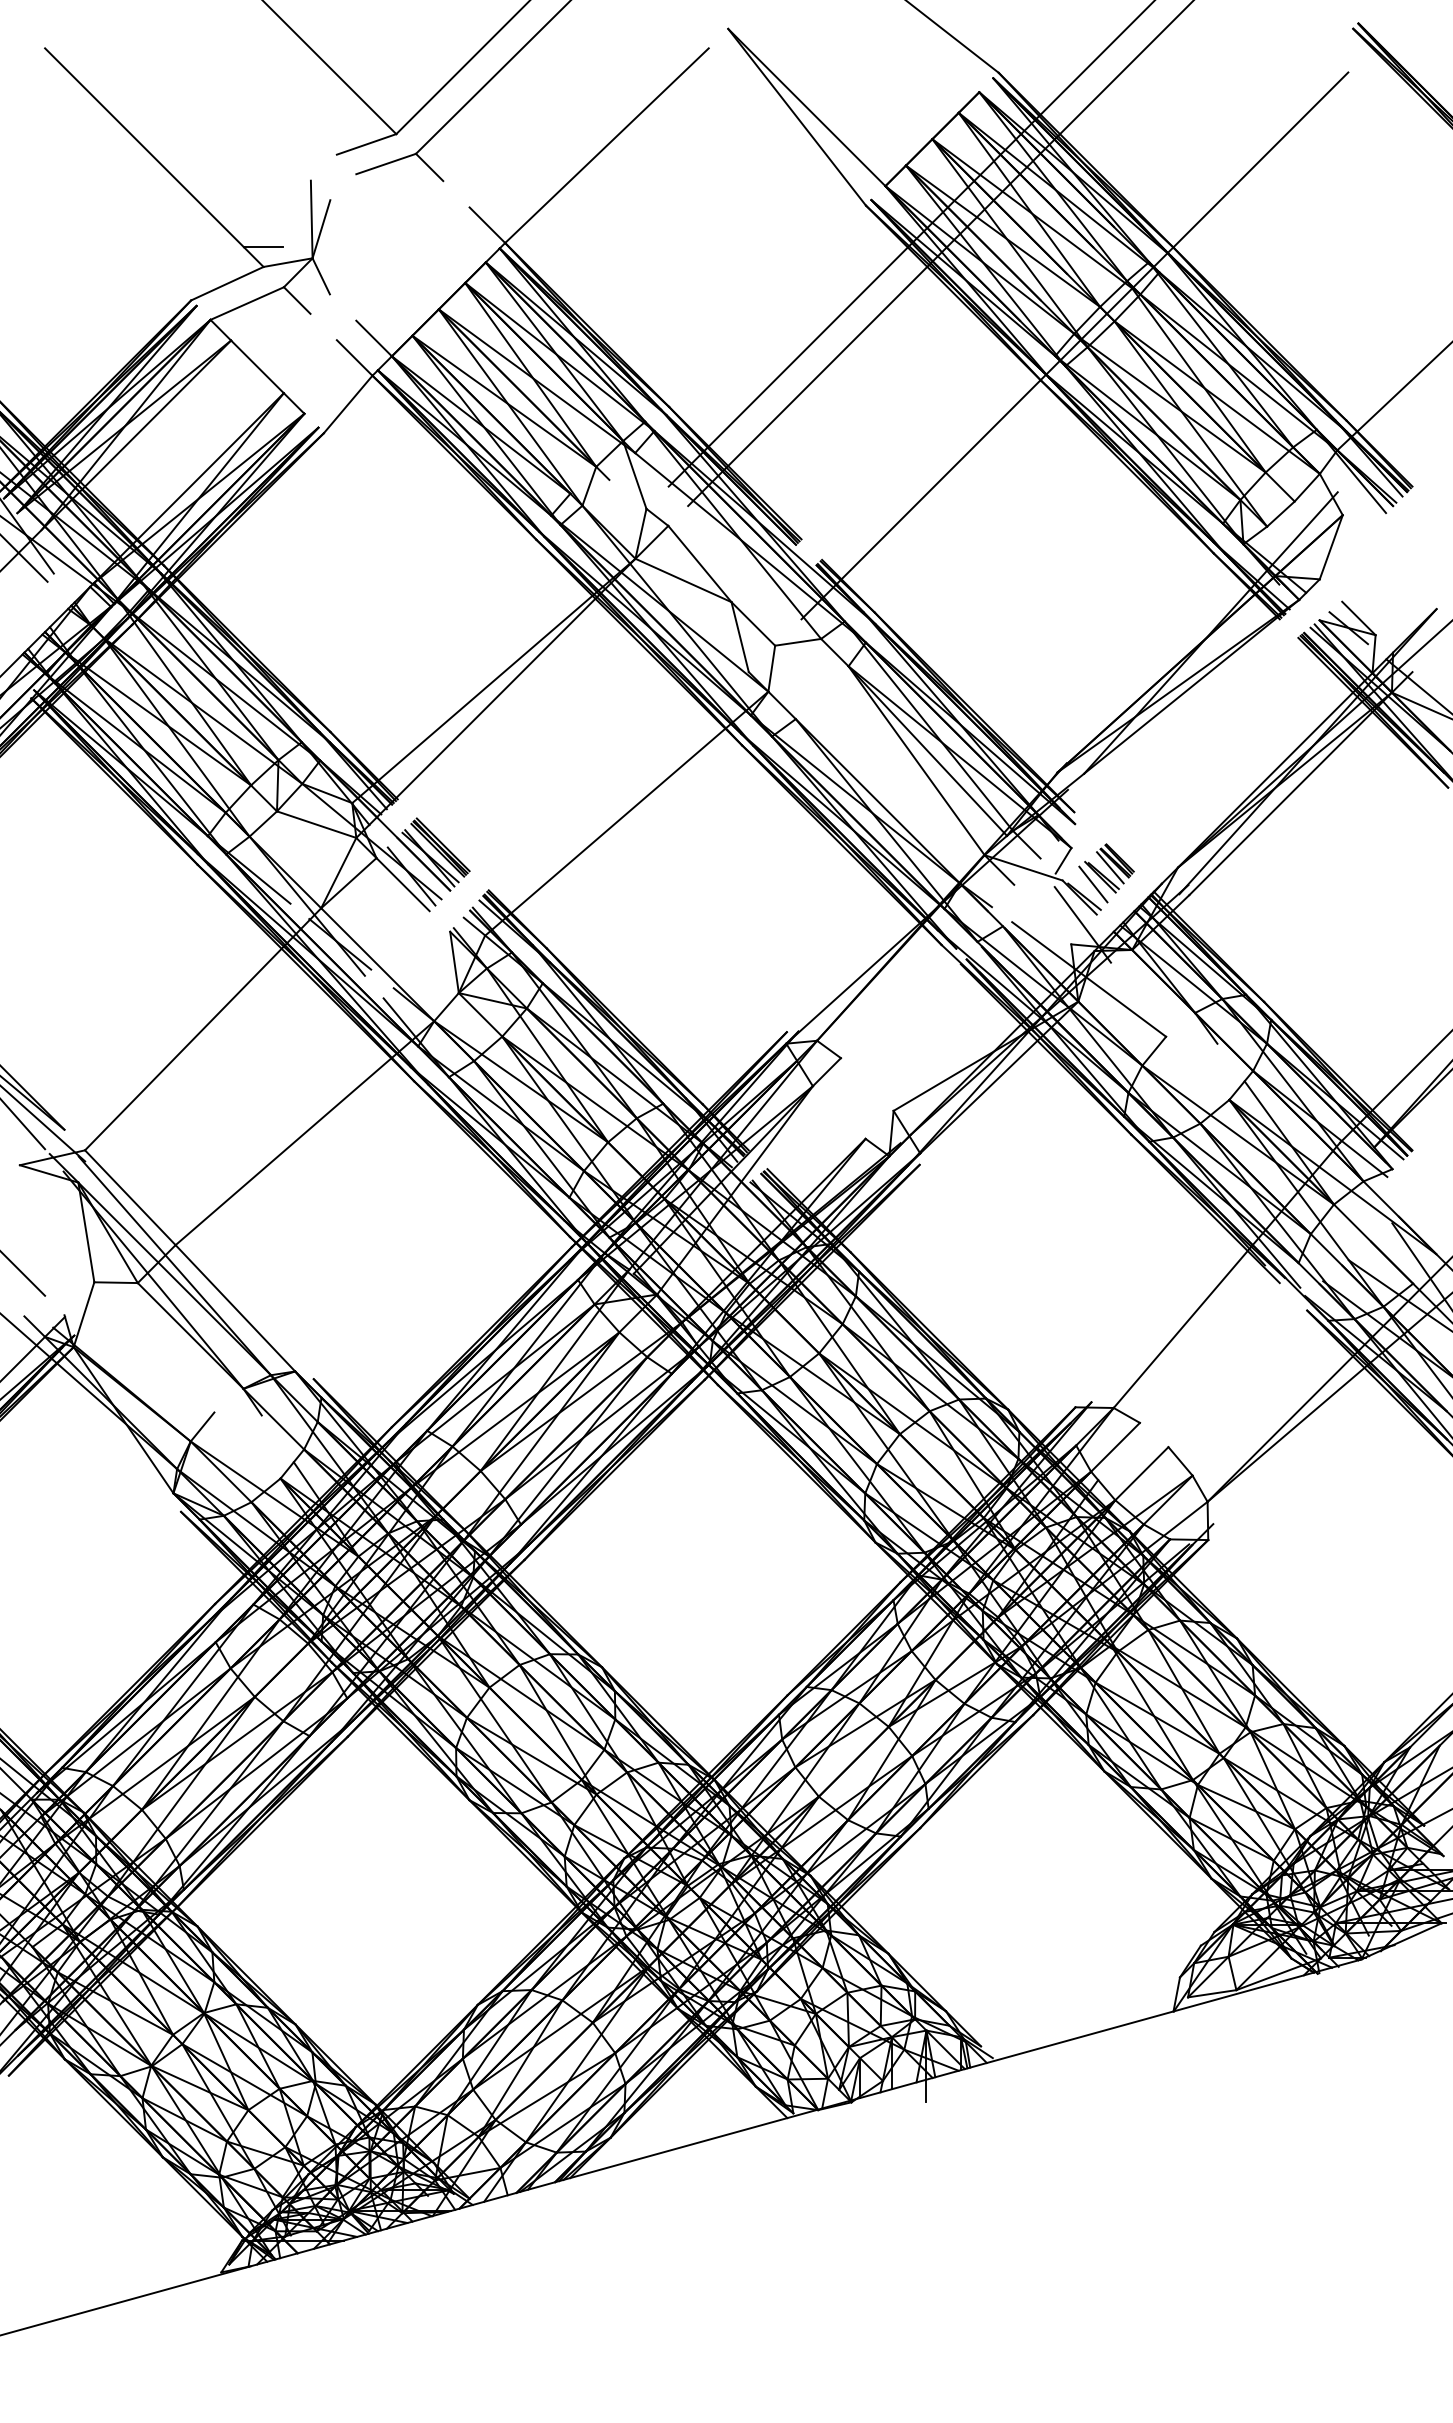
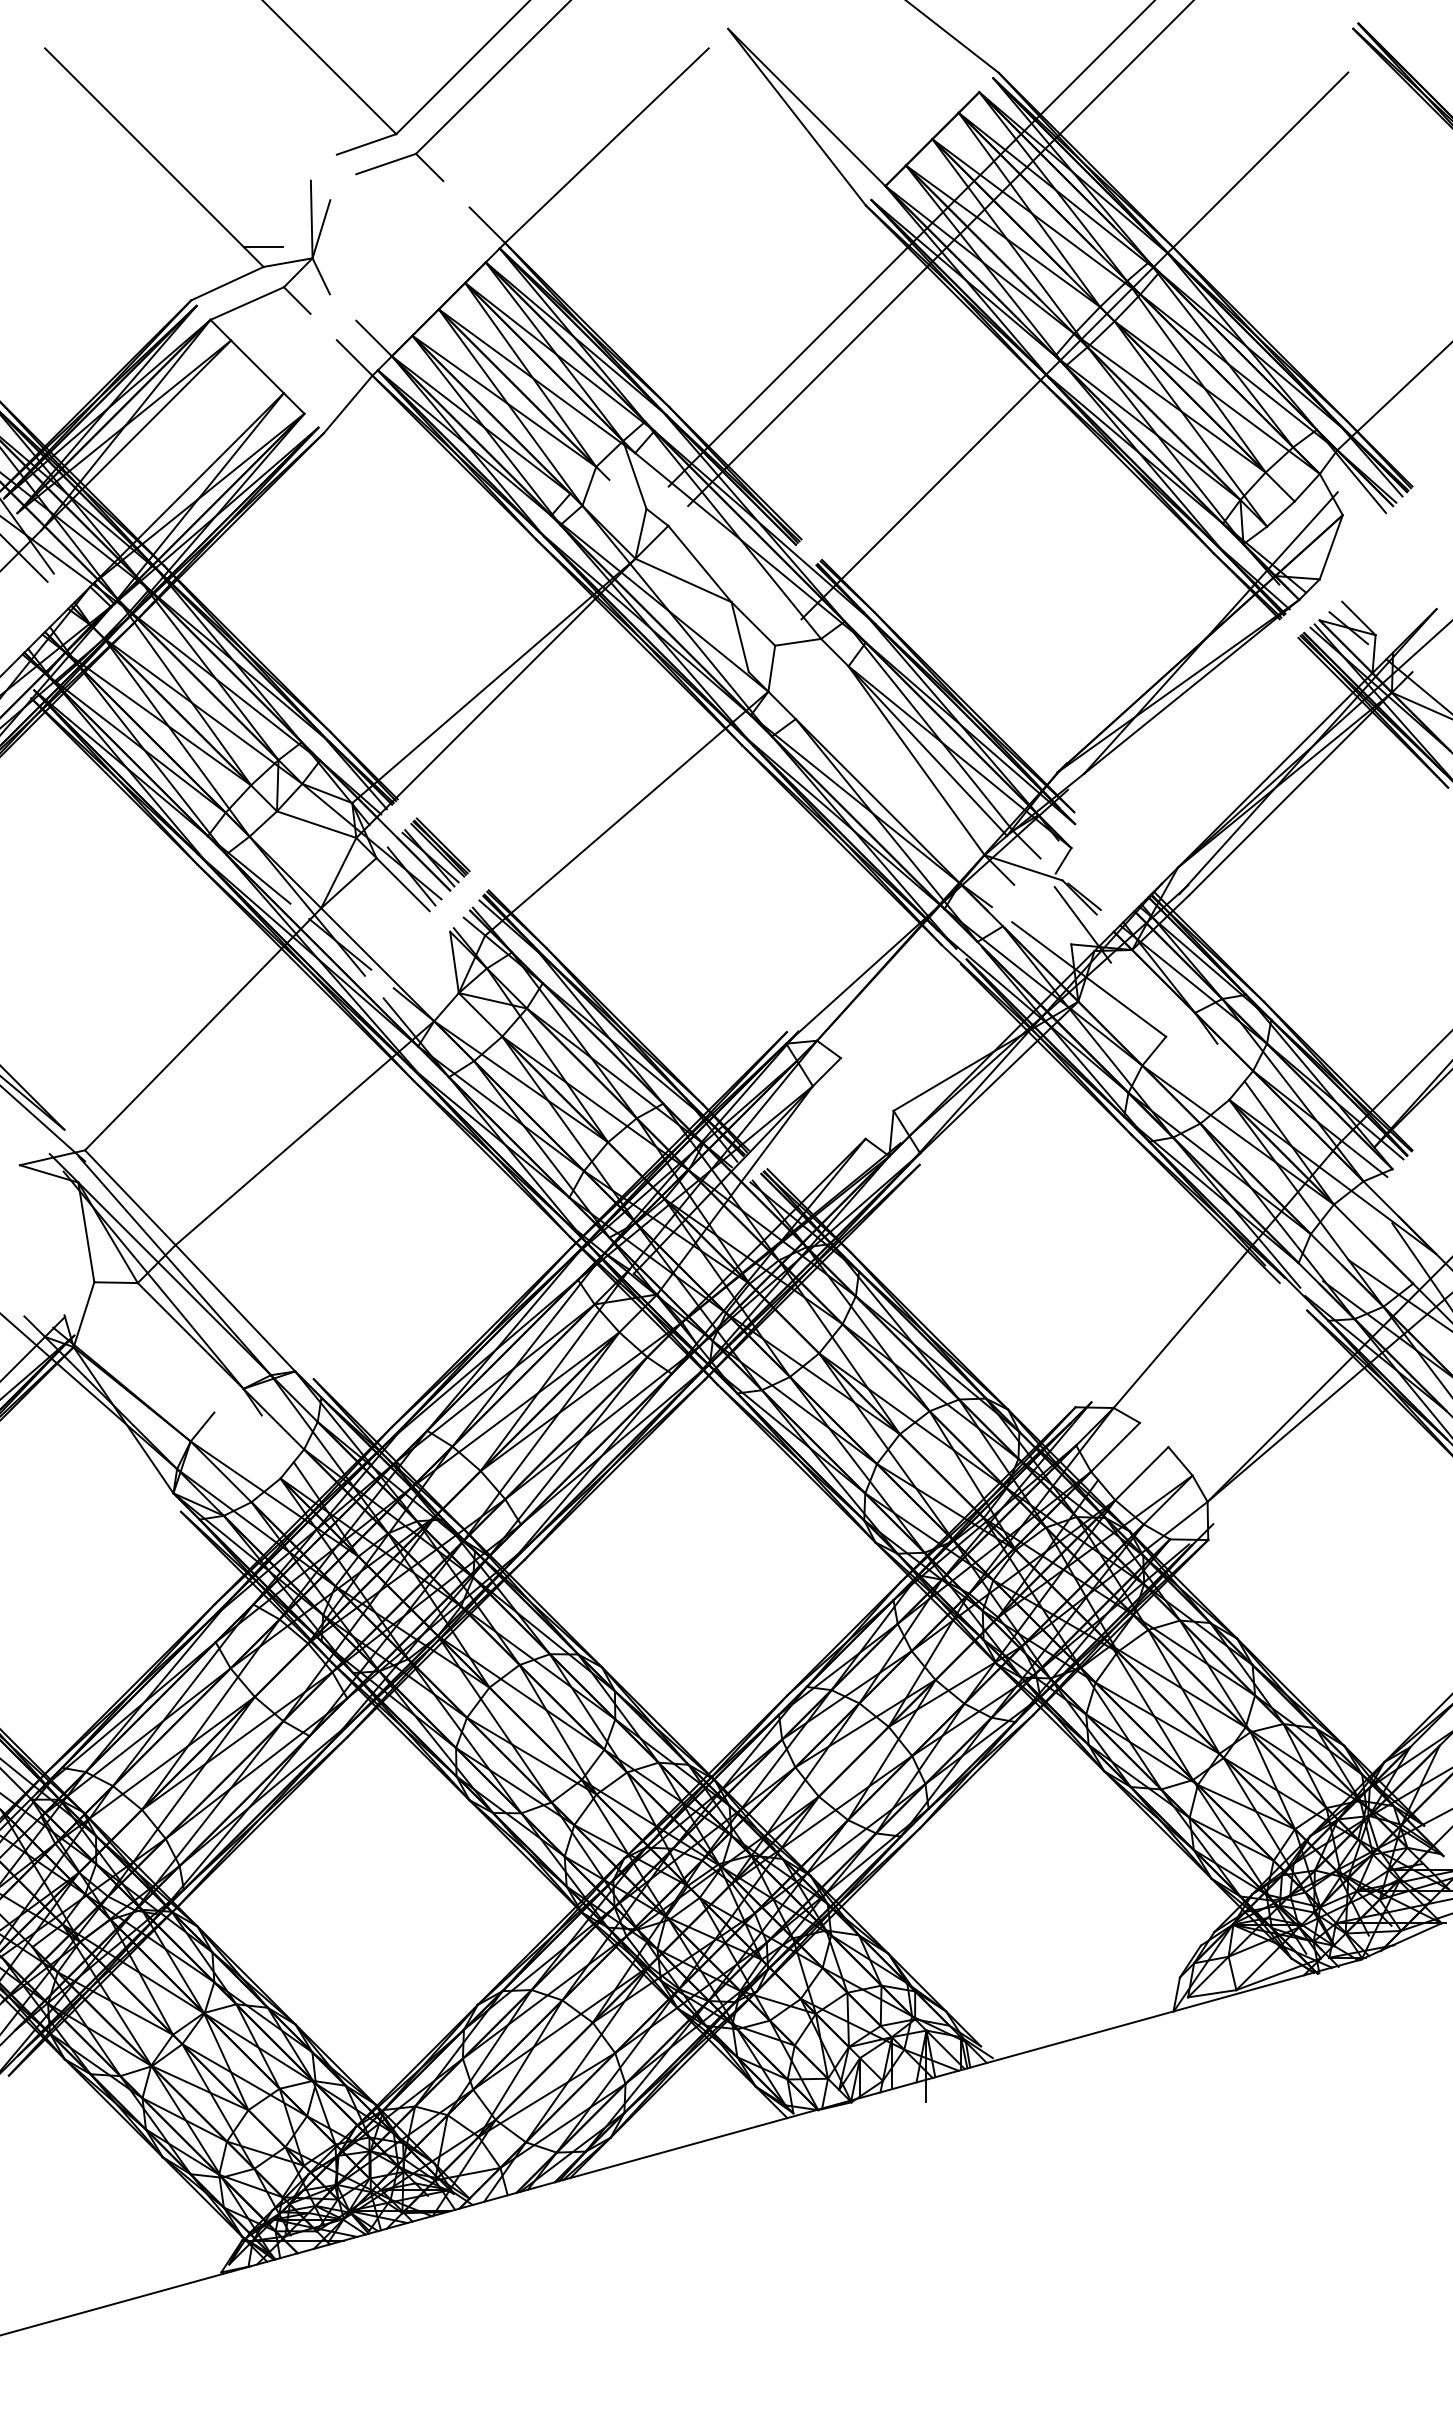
part: present -> none (1106, 873)
line: present -> none (23, 1125)
line: present -> none (23, 1274)
